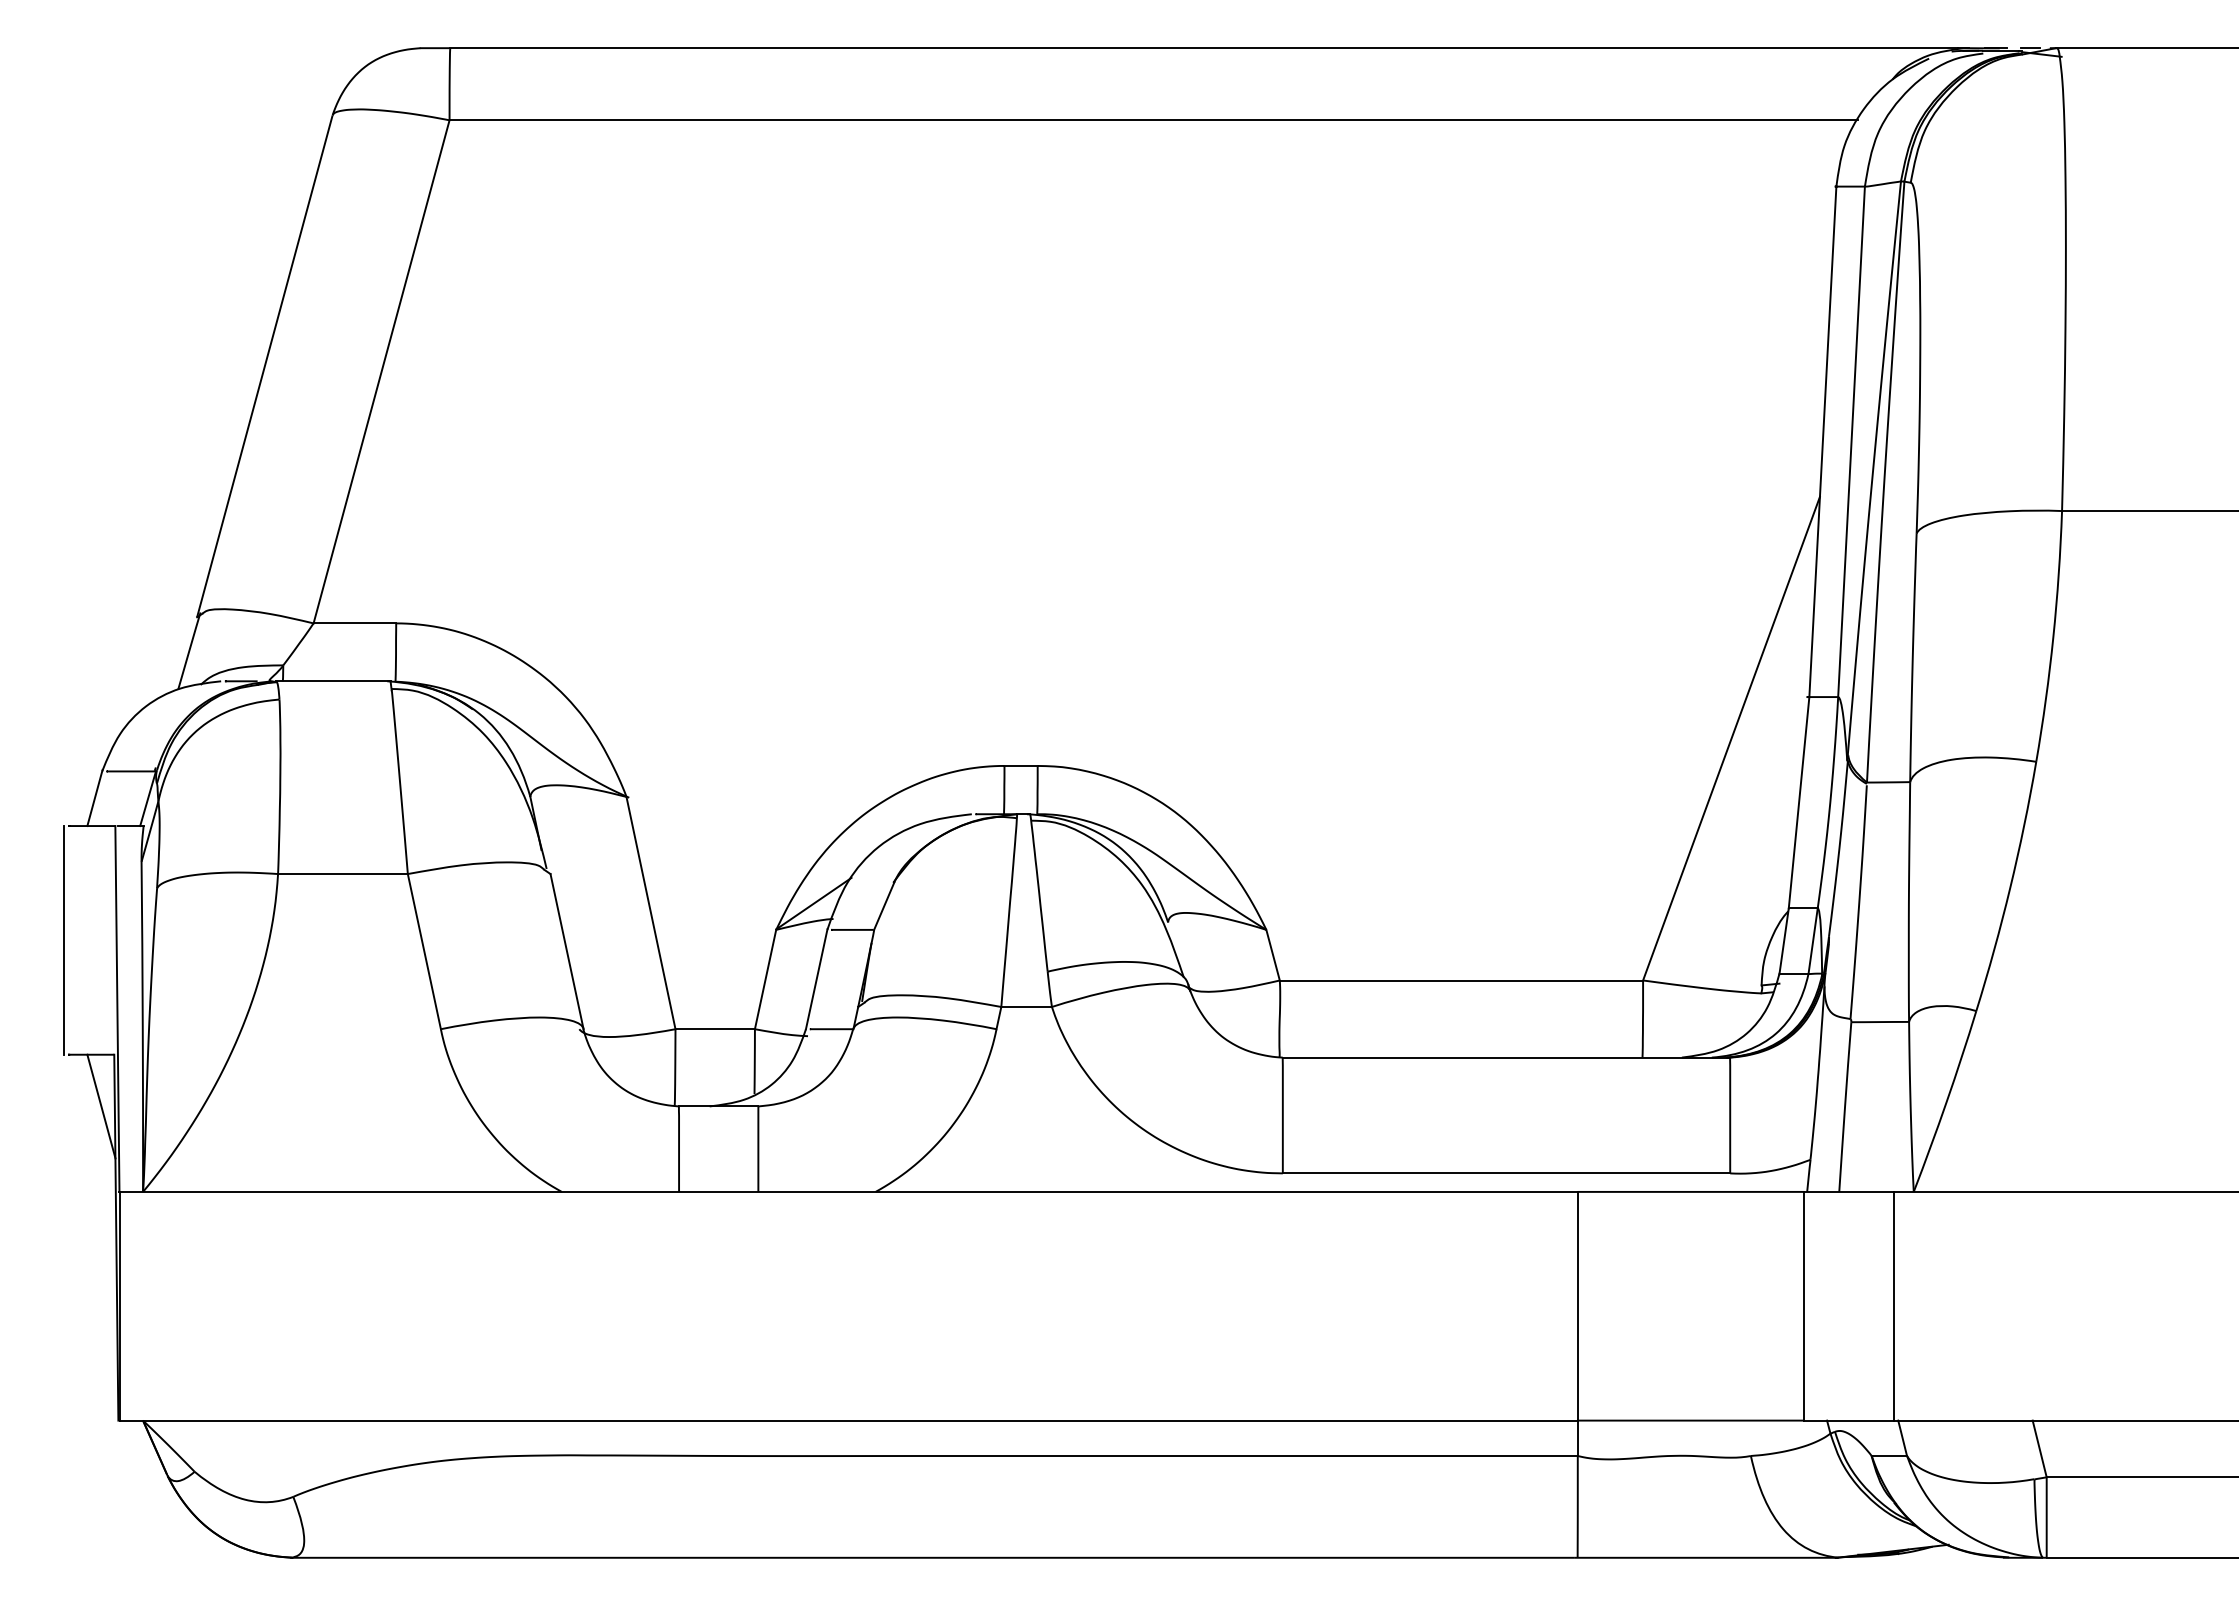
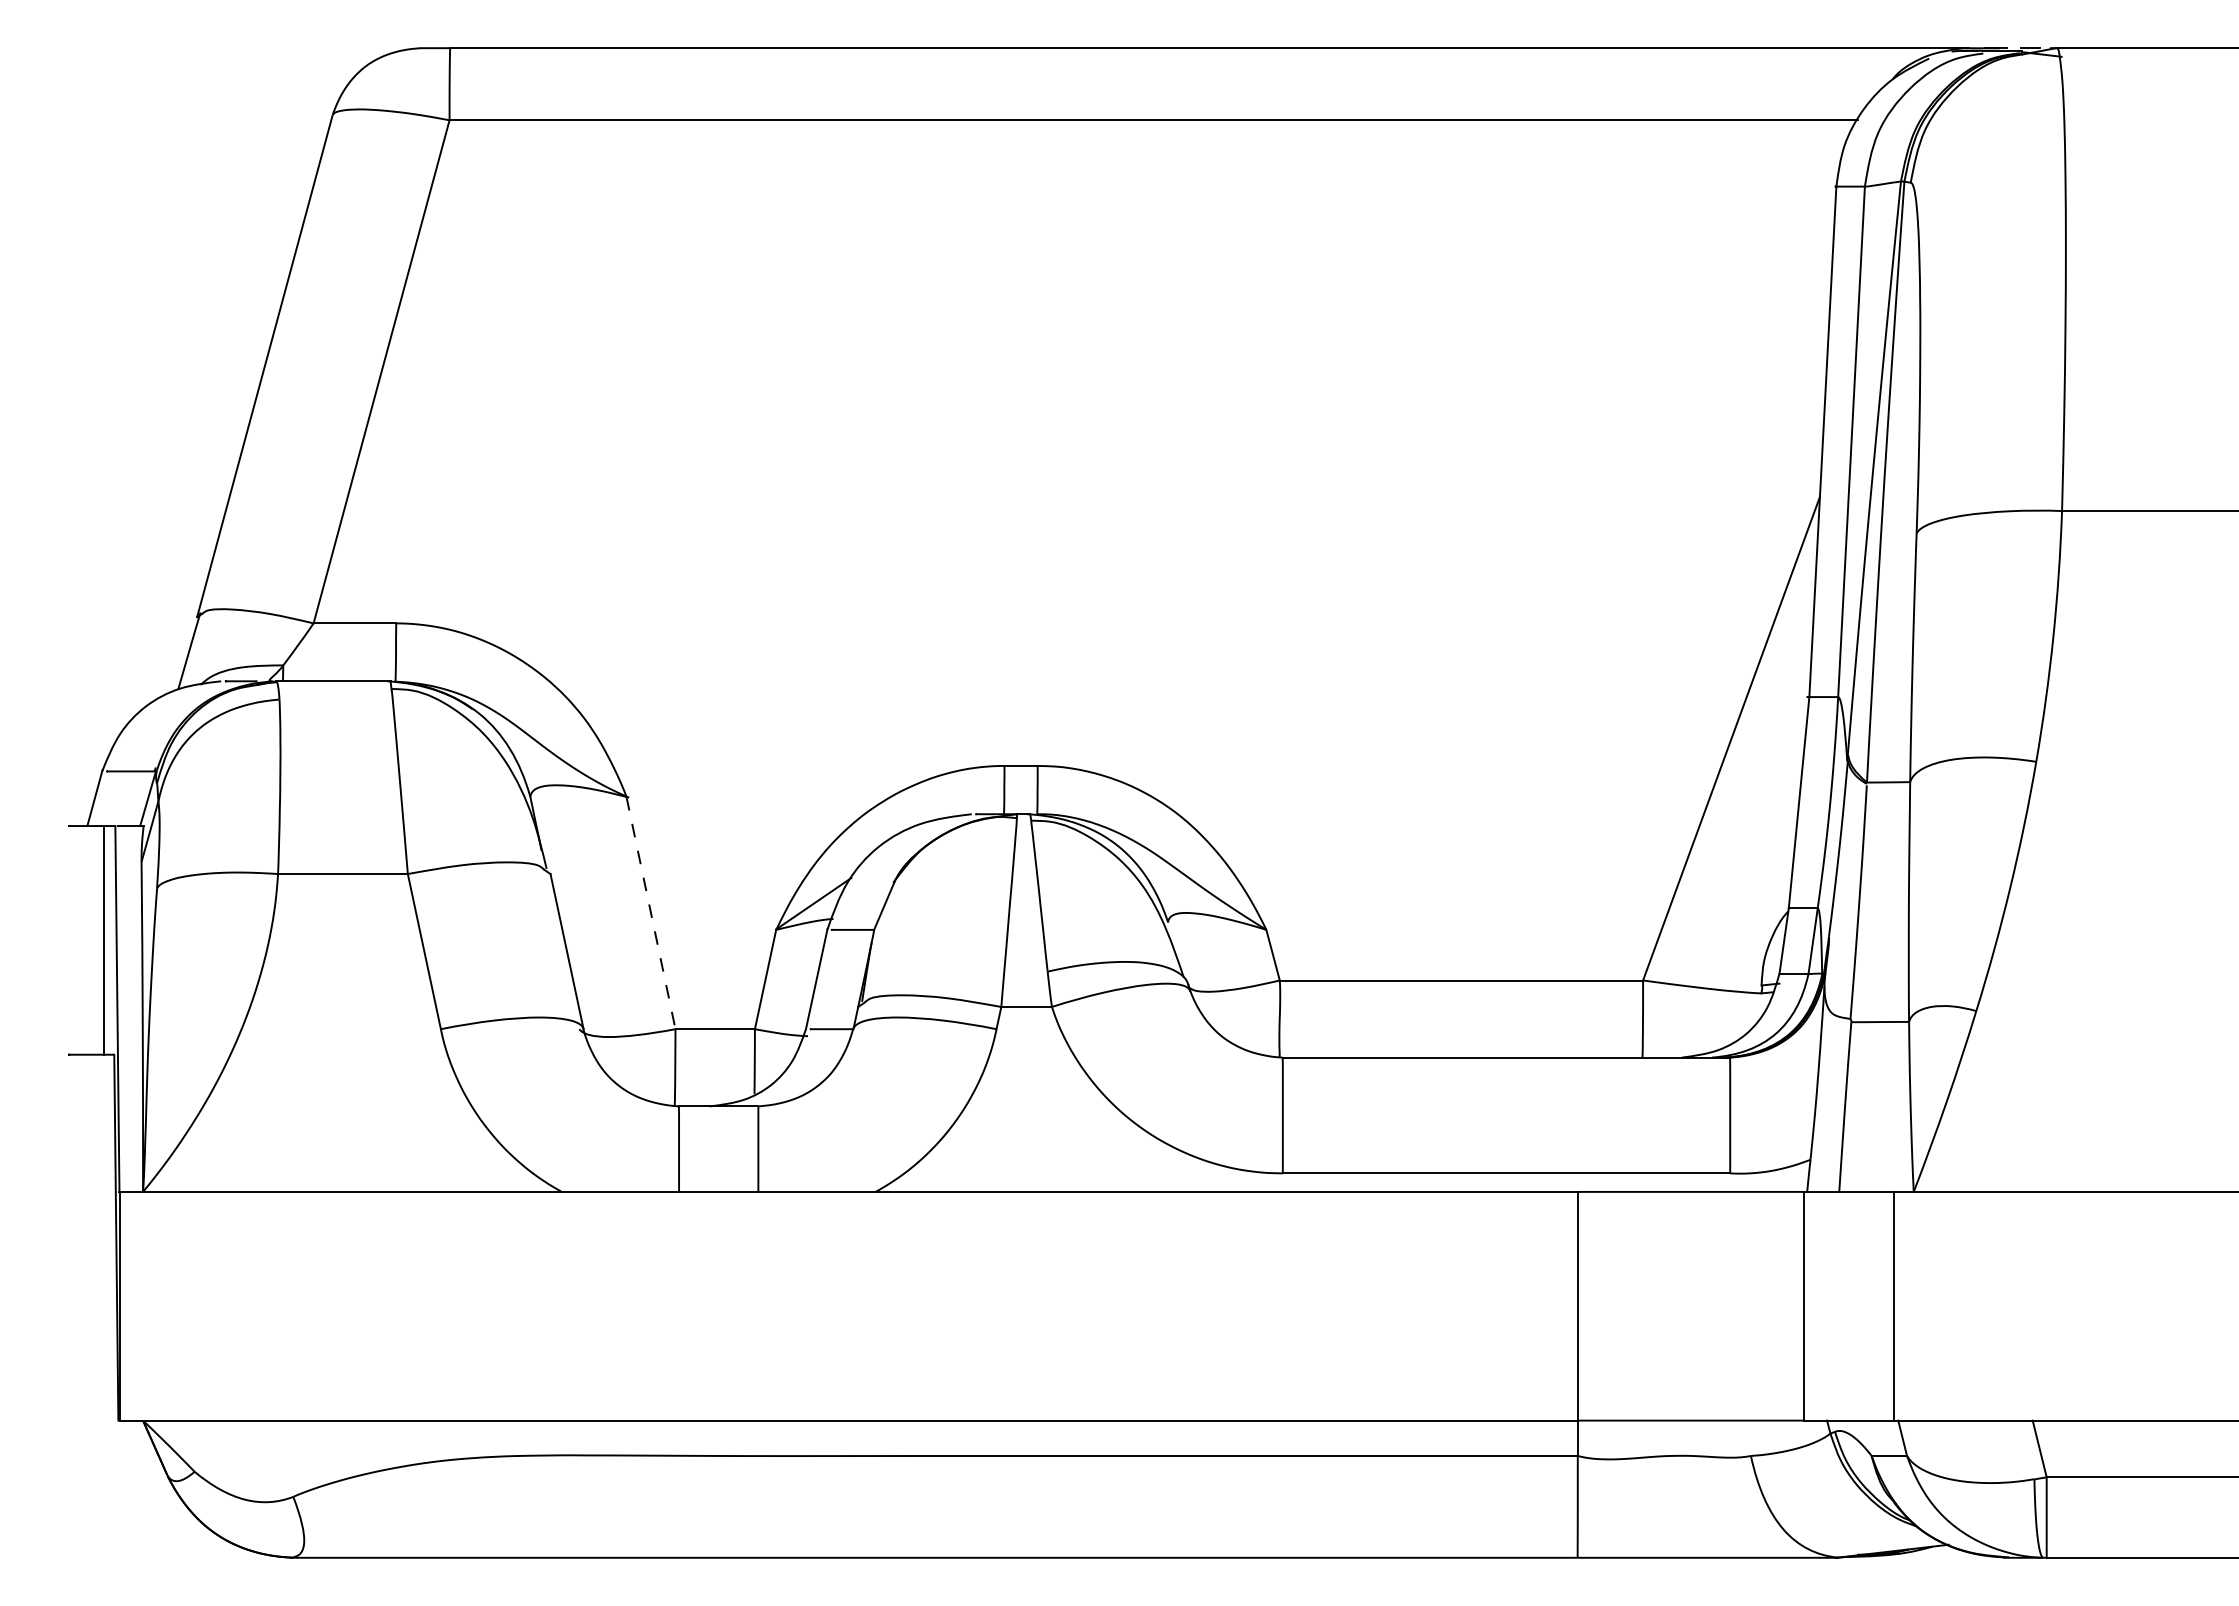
line: solid -> dashed (651, 913)
line position: (64, 940) -> (104, 940) (104, 940)
line: present -> none (101, 1106)
